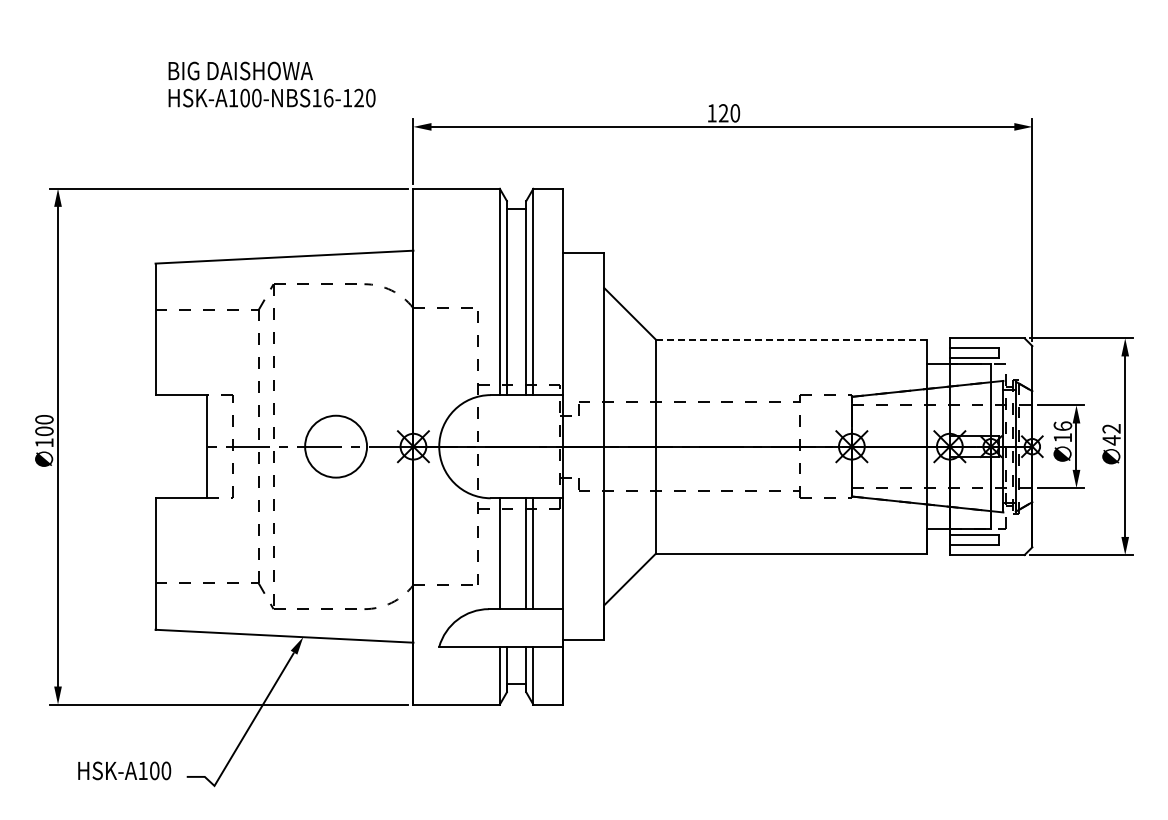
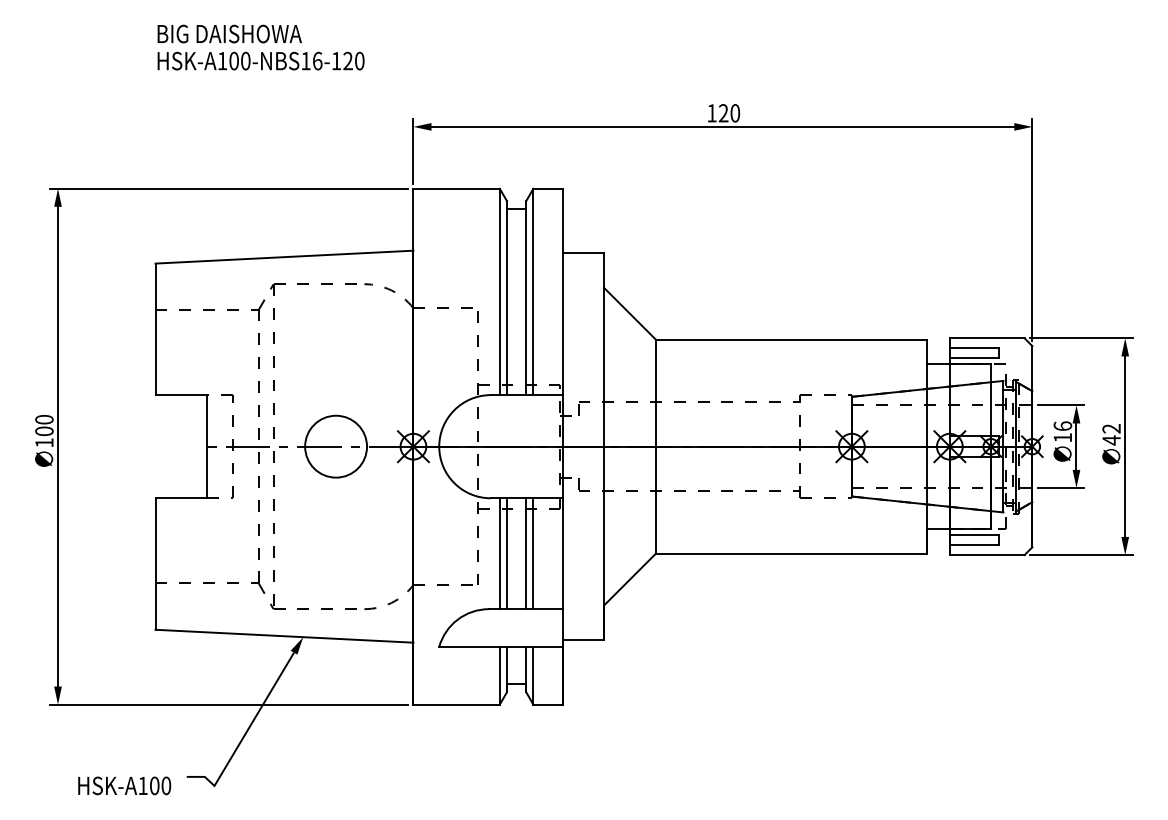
text position: (271, 84) -> (260, 47) (260, 47)
line: dashed -> solid (791, 339)
line: none -> present (506, 553)
text position: (124, 770) -> (124, 785) (124, 785)
